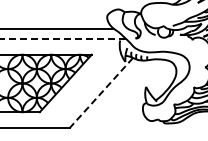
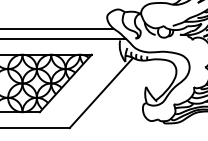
line: dashed -> solid (62, 38)
line: dashed -> solid (101, 93)
